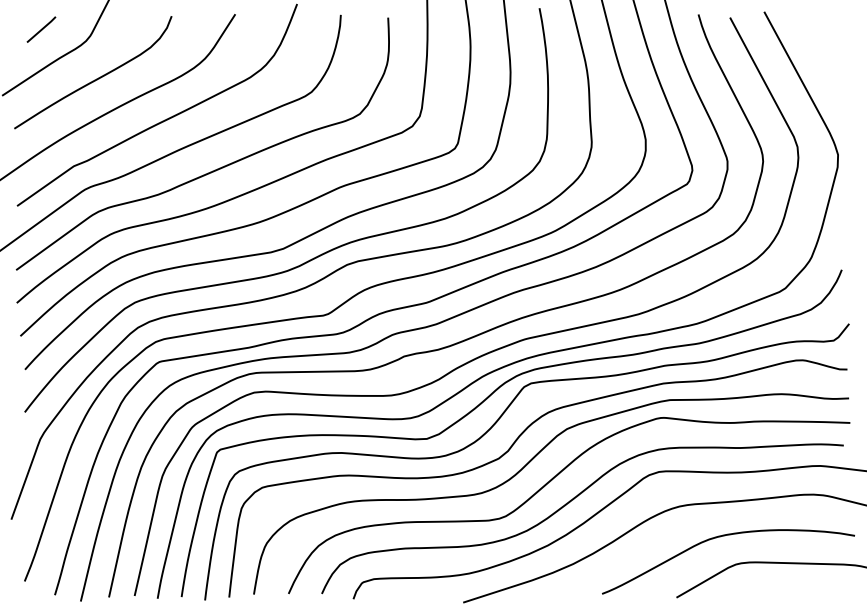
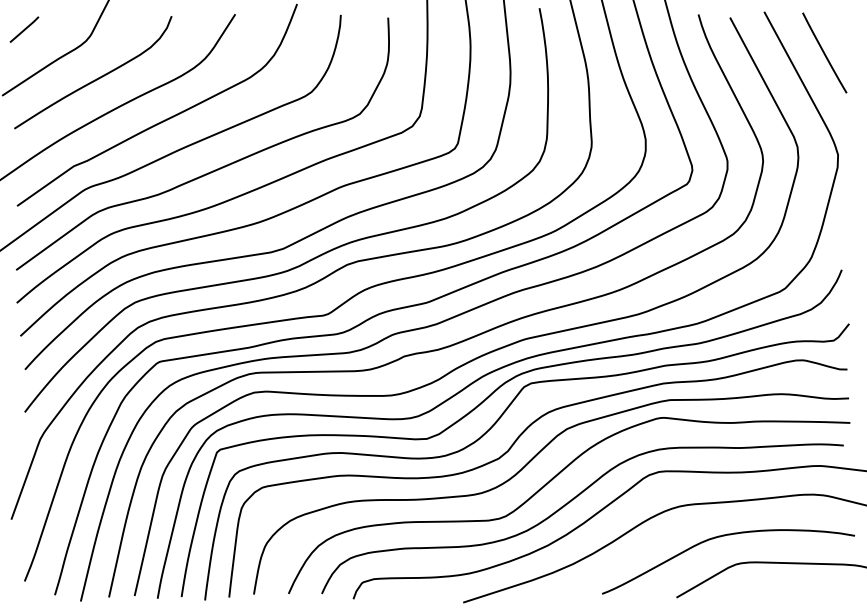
line position: (41, 29) -> (24, 29) (24, 29)
line: none -> present (824, 52)
